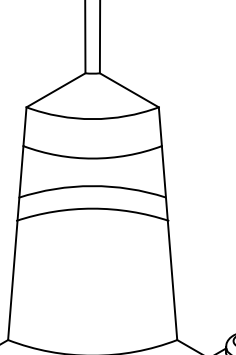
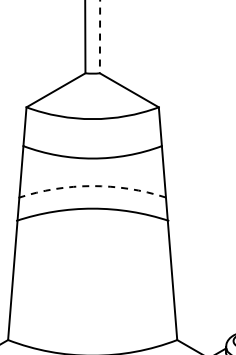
line: solid -> dashed (100, 37)
arc: solid -> dashed (92, 186)
